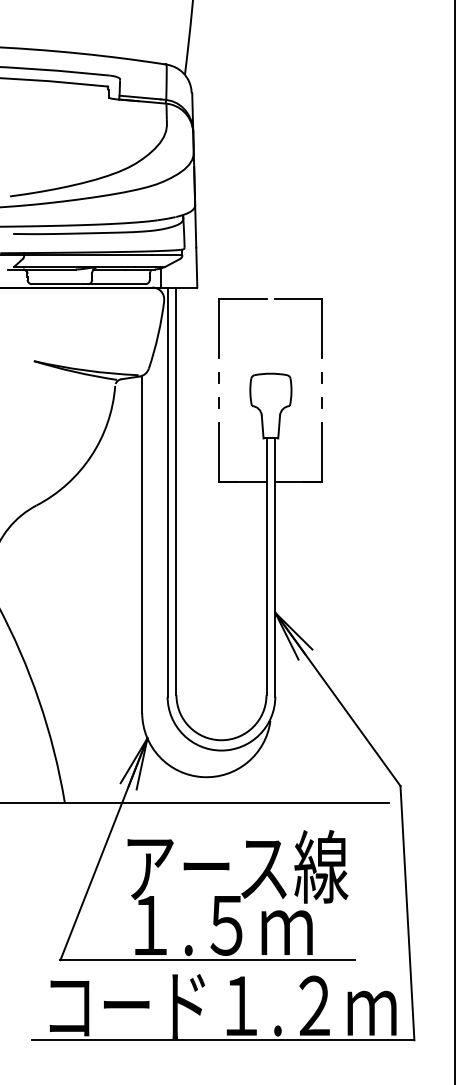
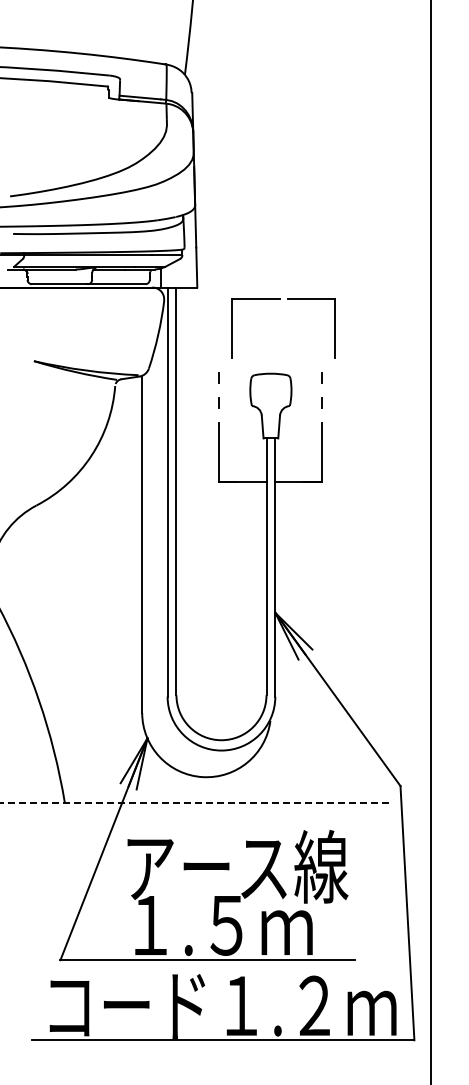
part position: (267, 299) -> (280, 299) (280, 299)
line position: (454, 541) -> (430, 541) (430, 541)
line: solid -> dashed (194, 802)
